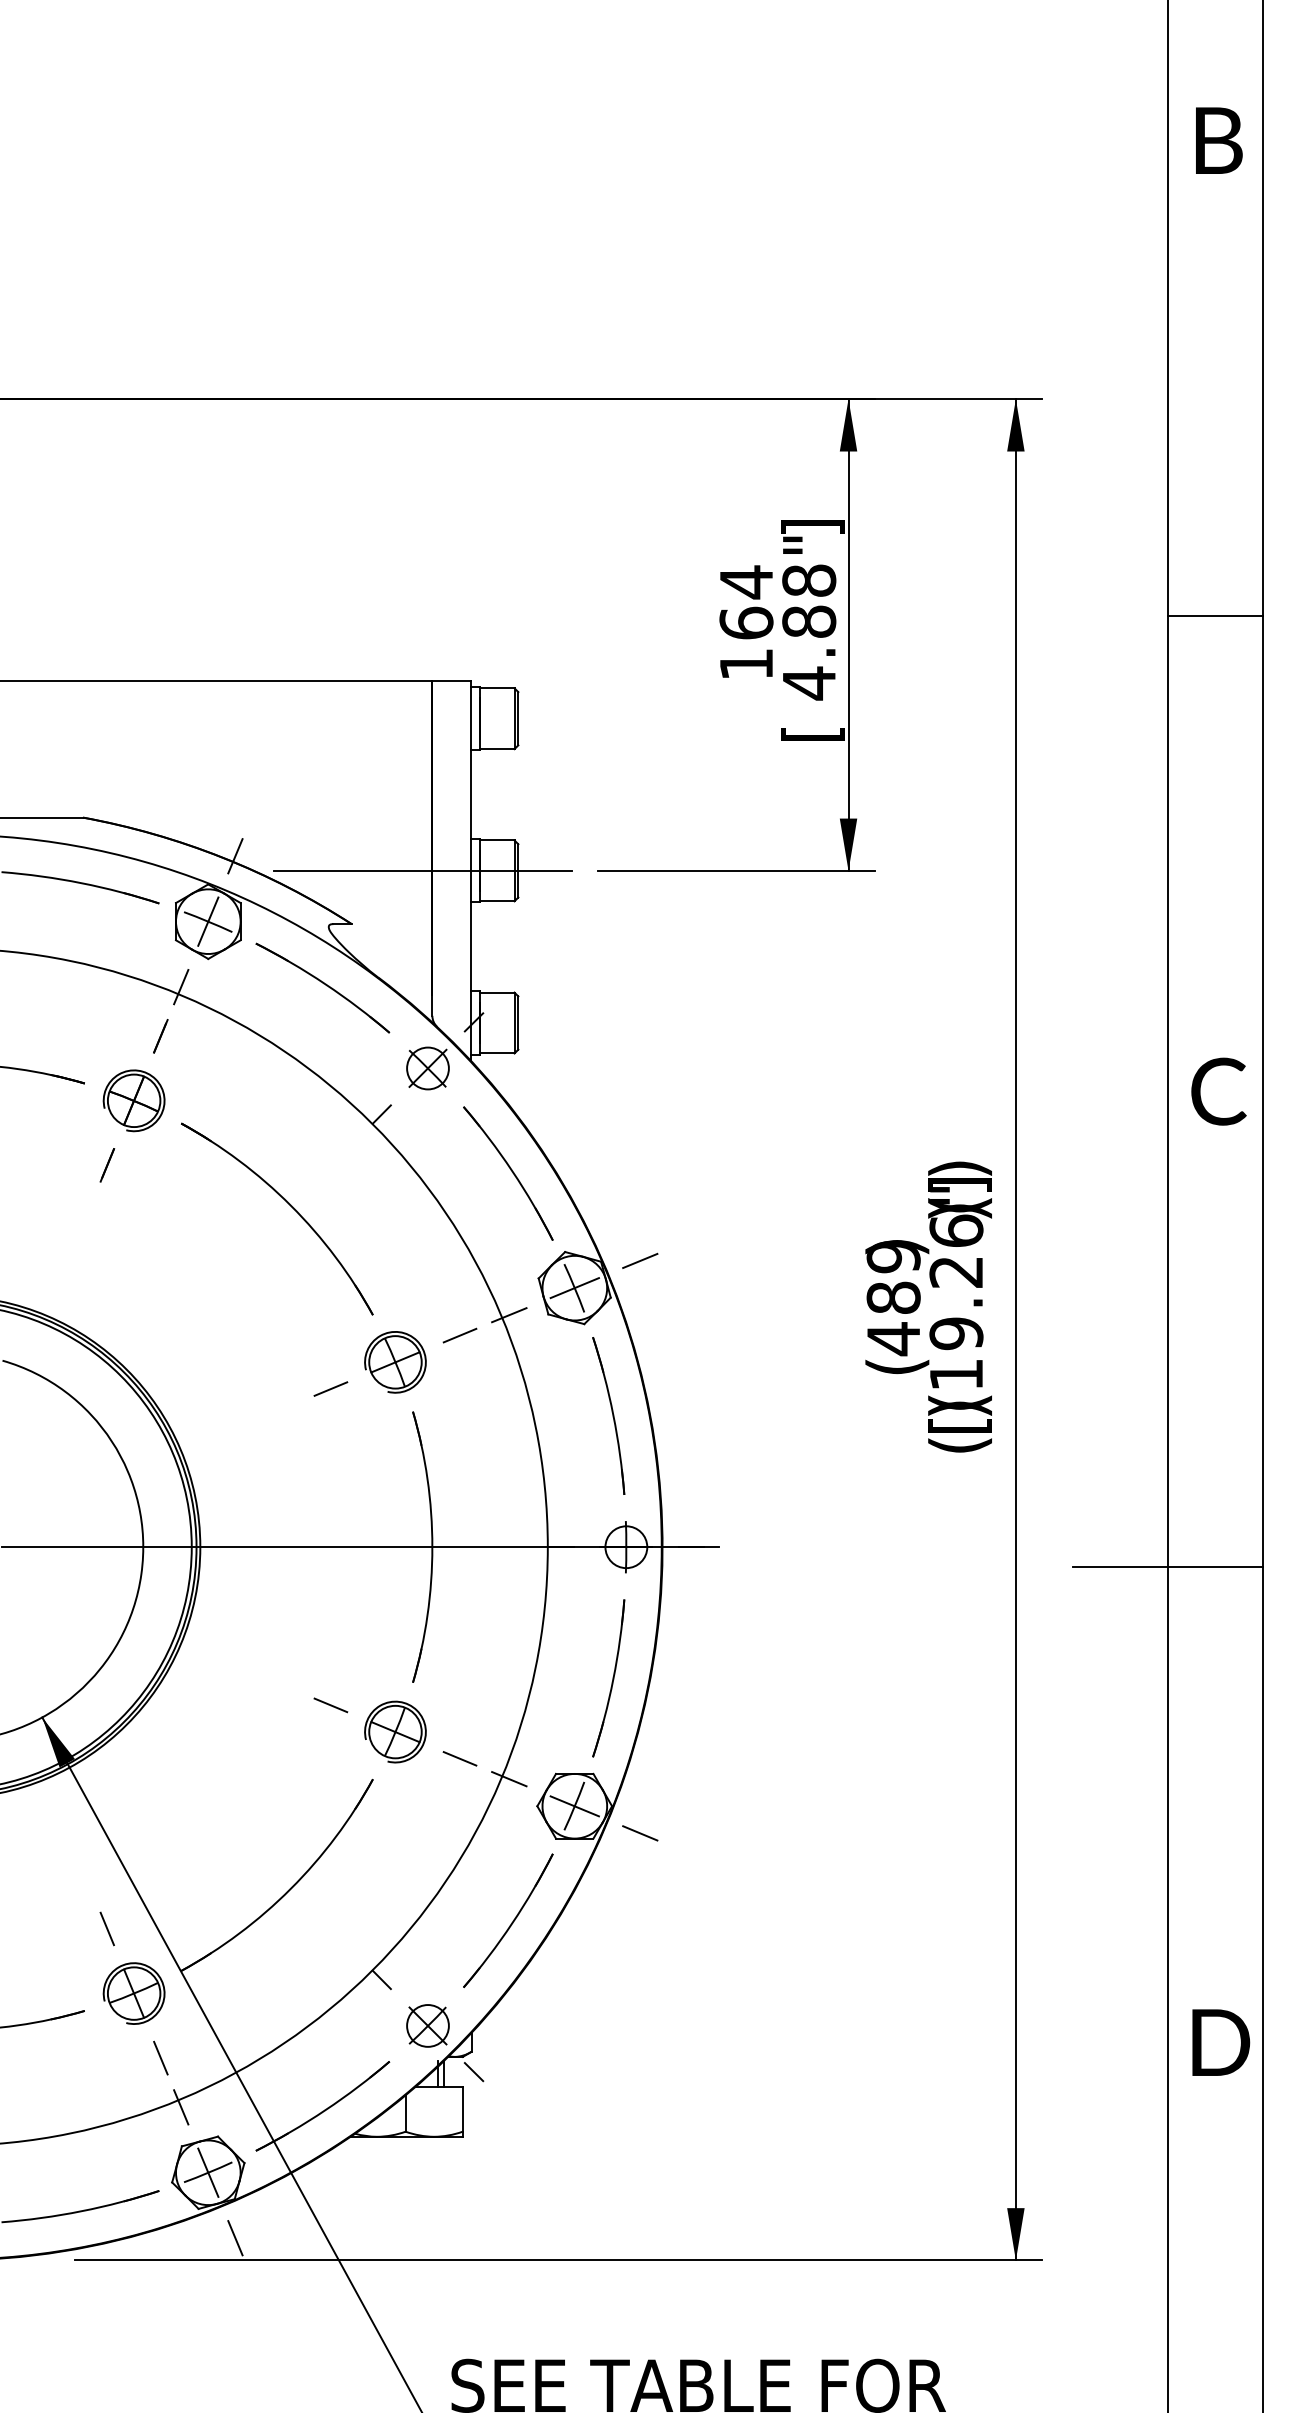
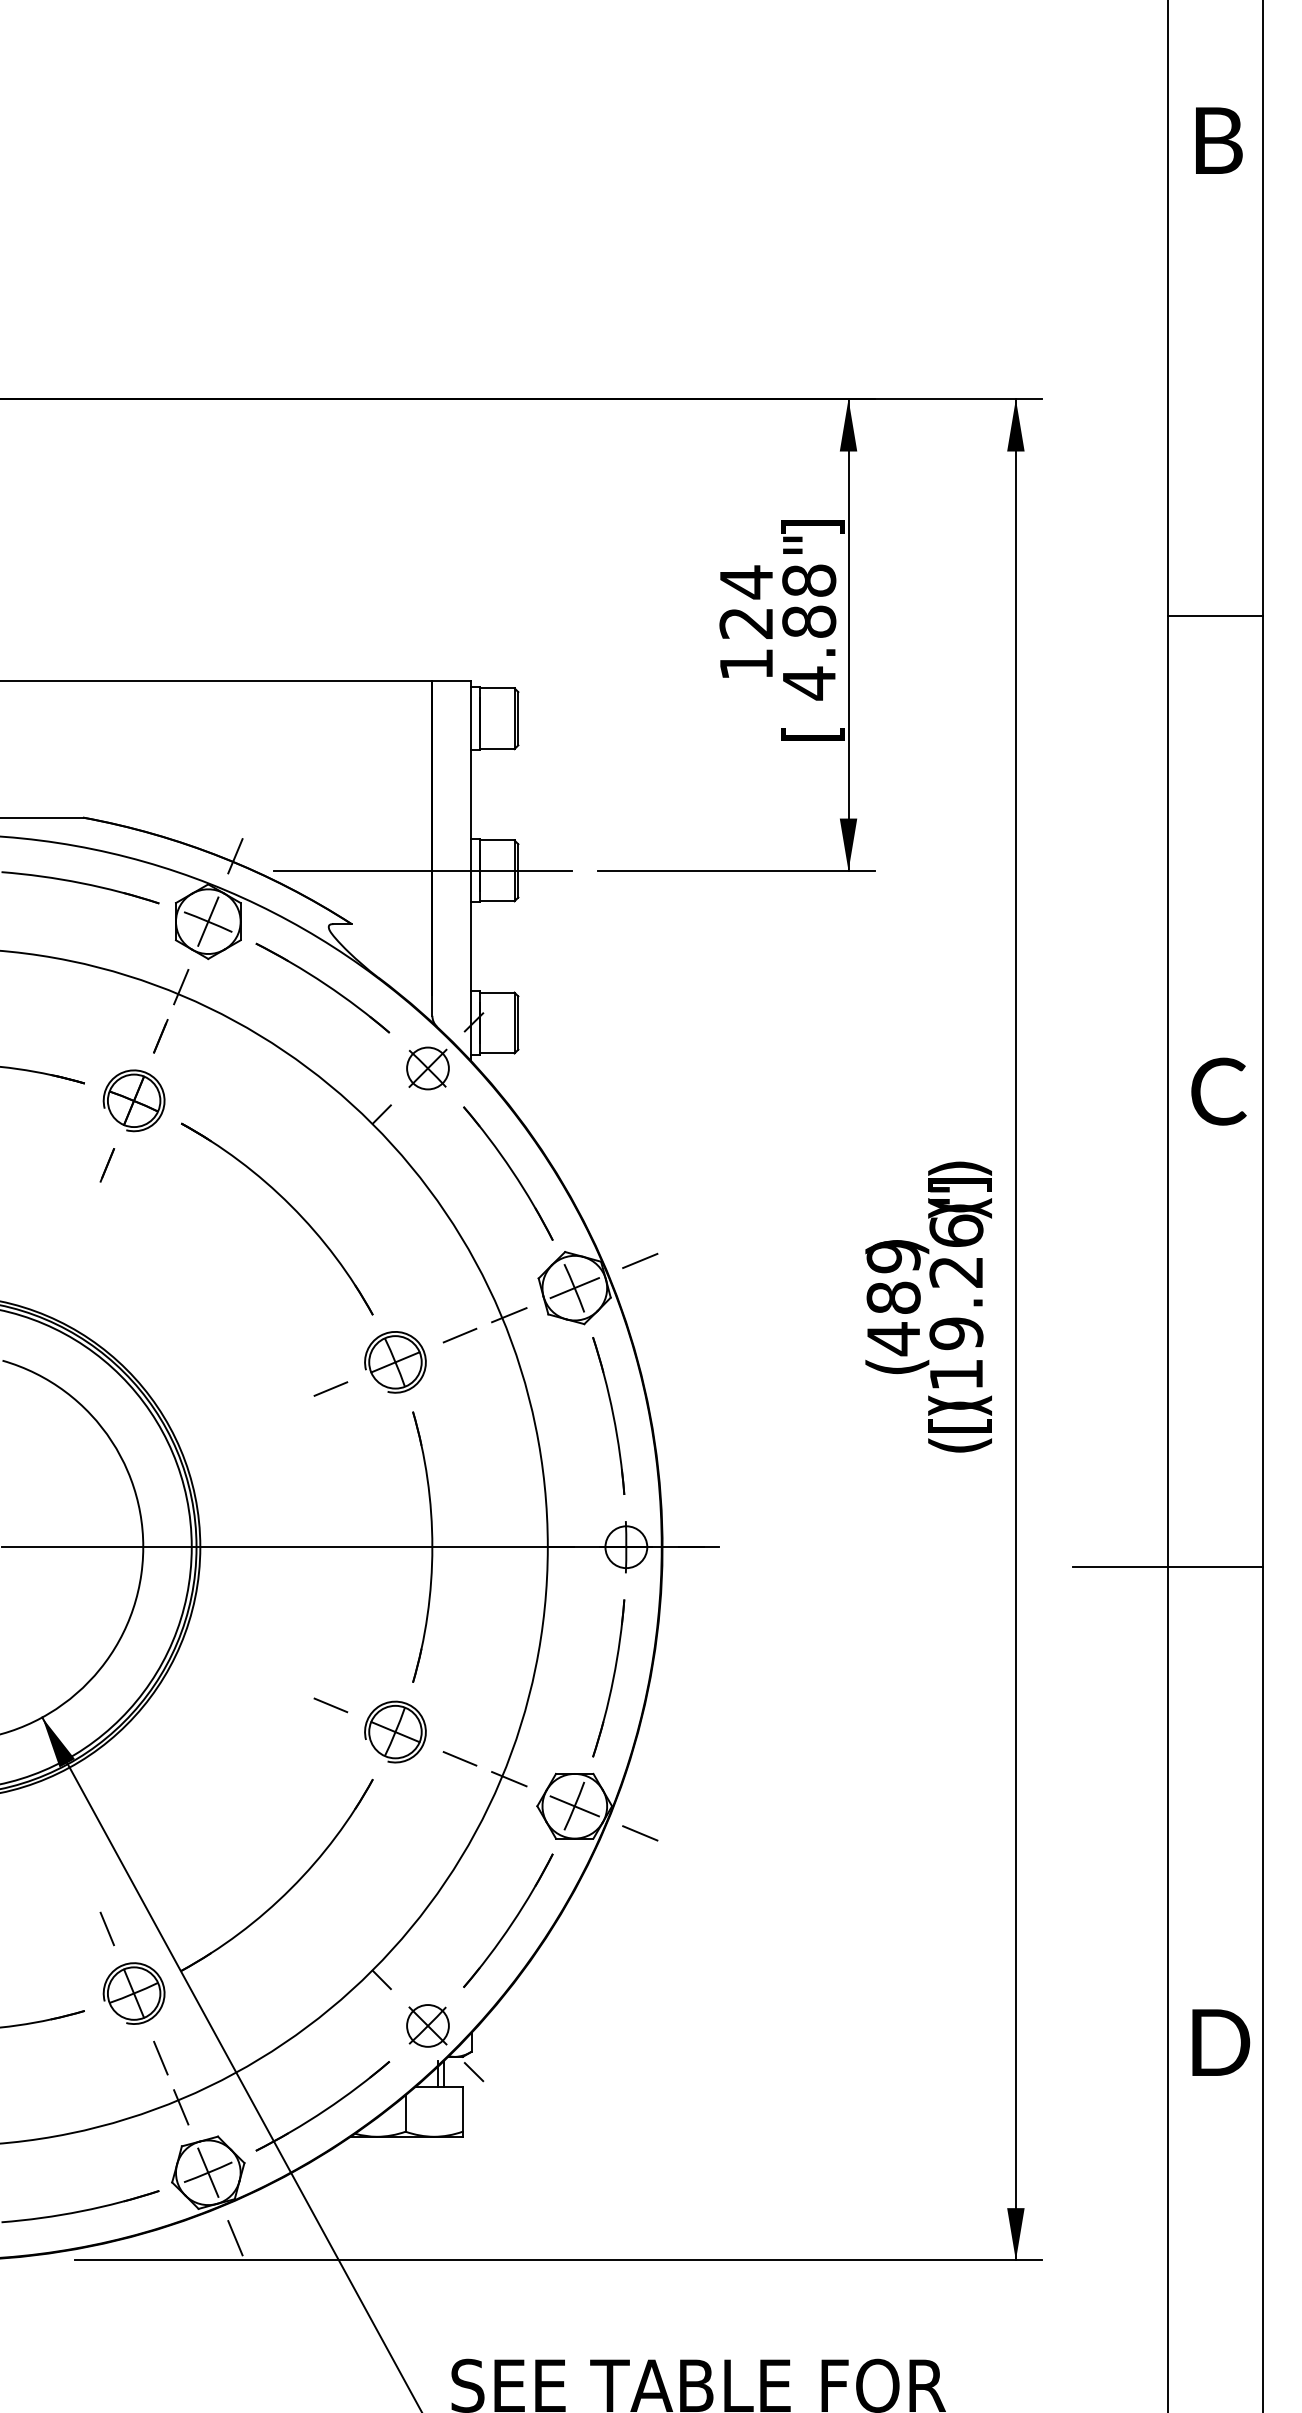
text: 164 -> 124 (746, 622)
